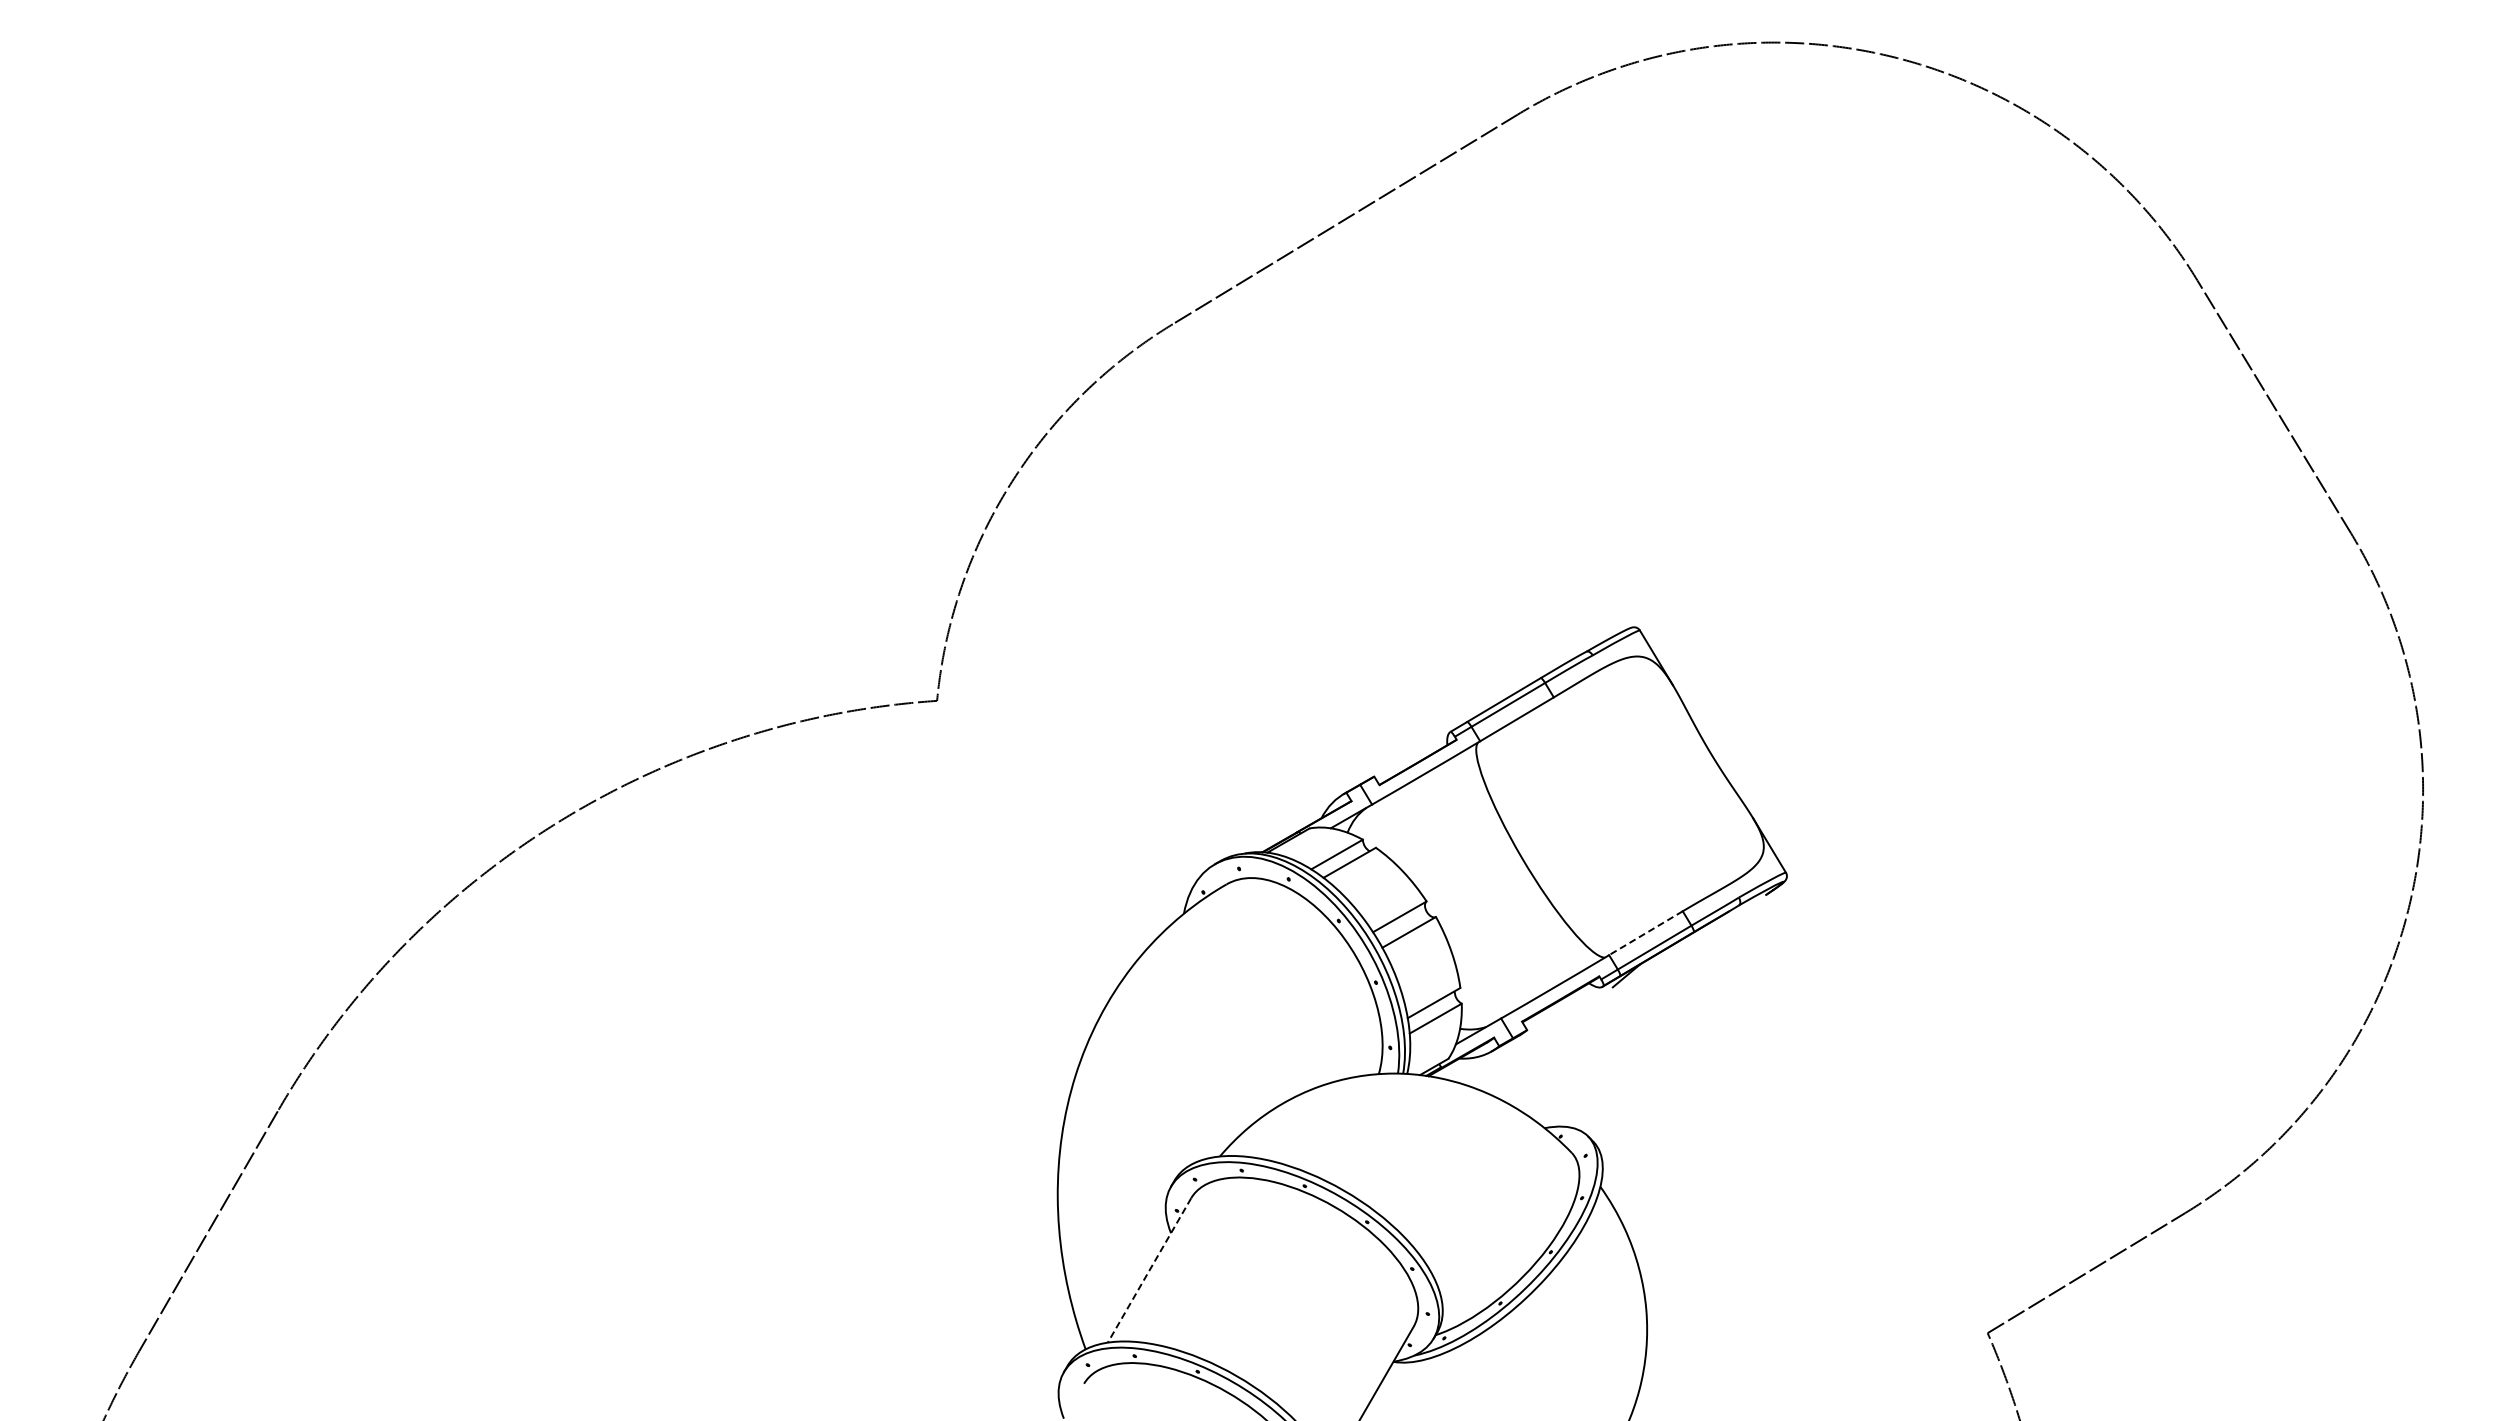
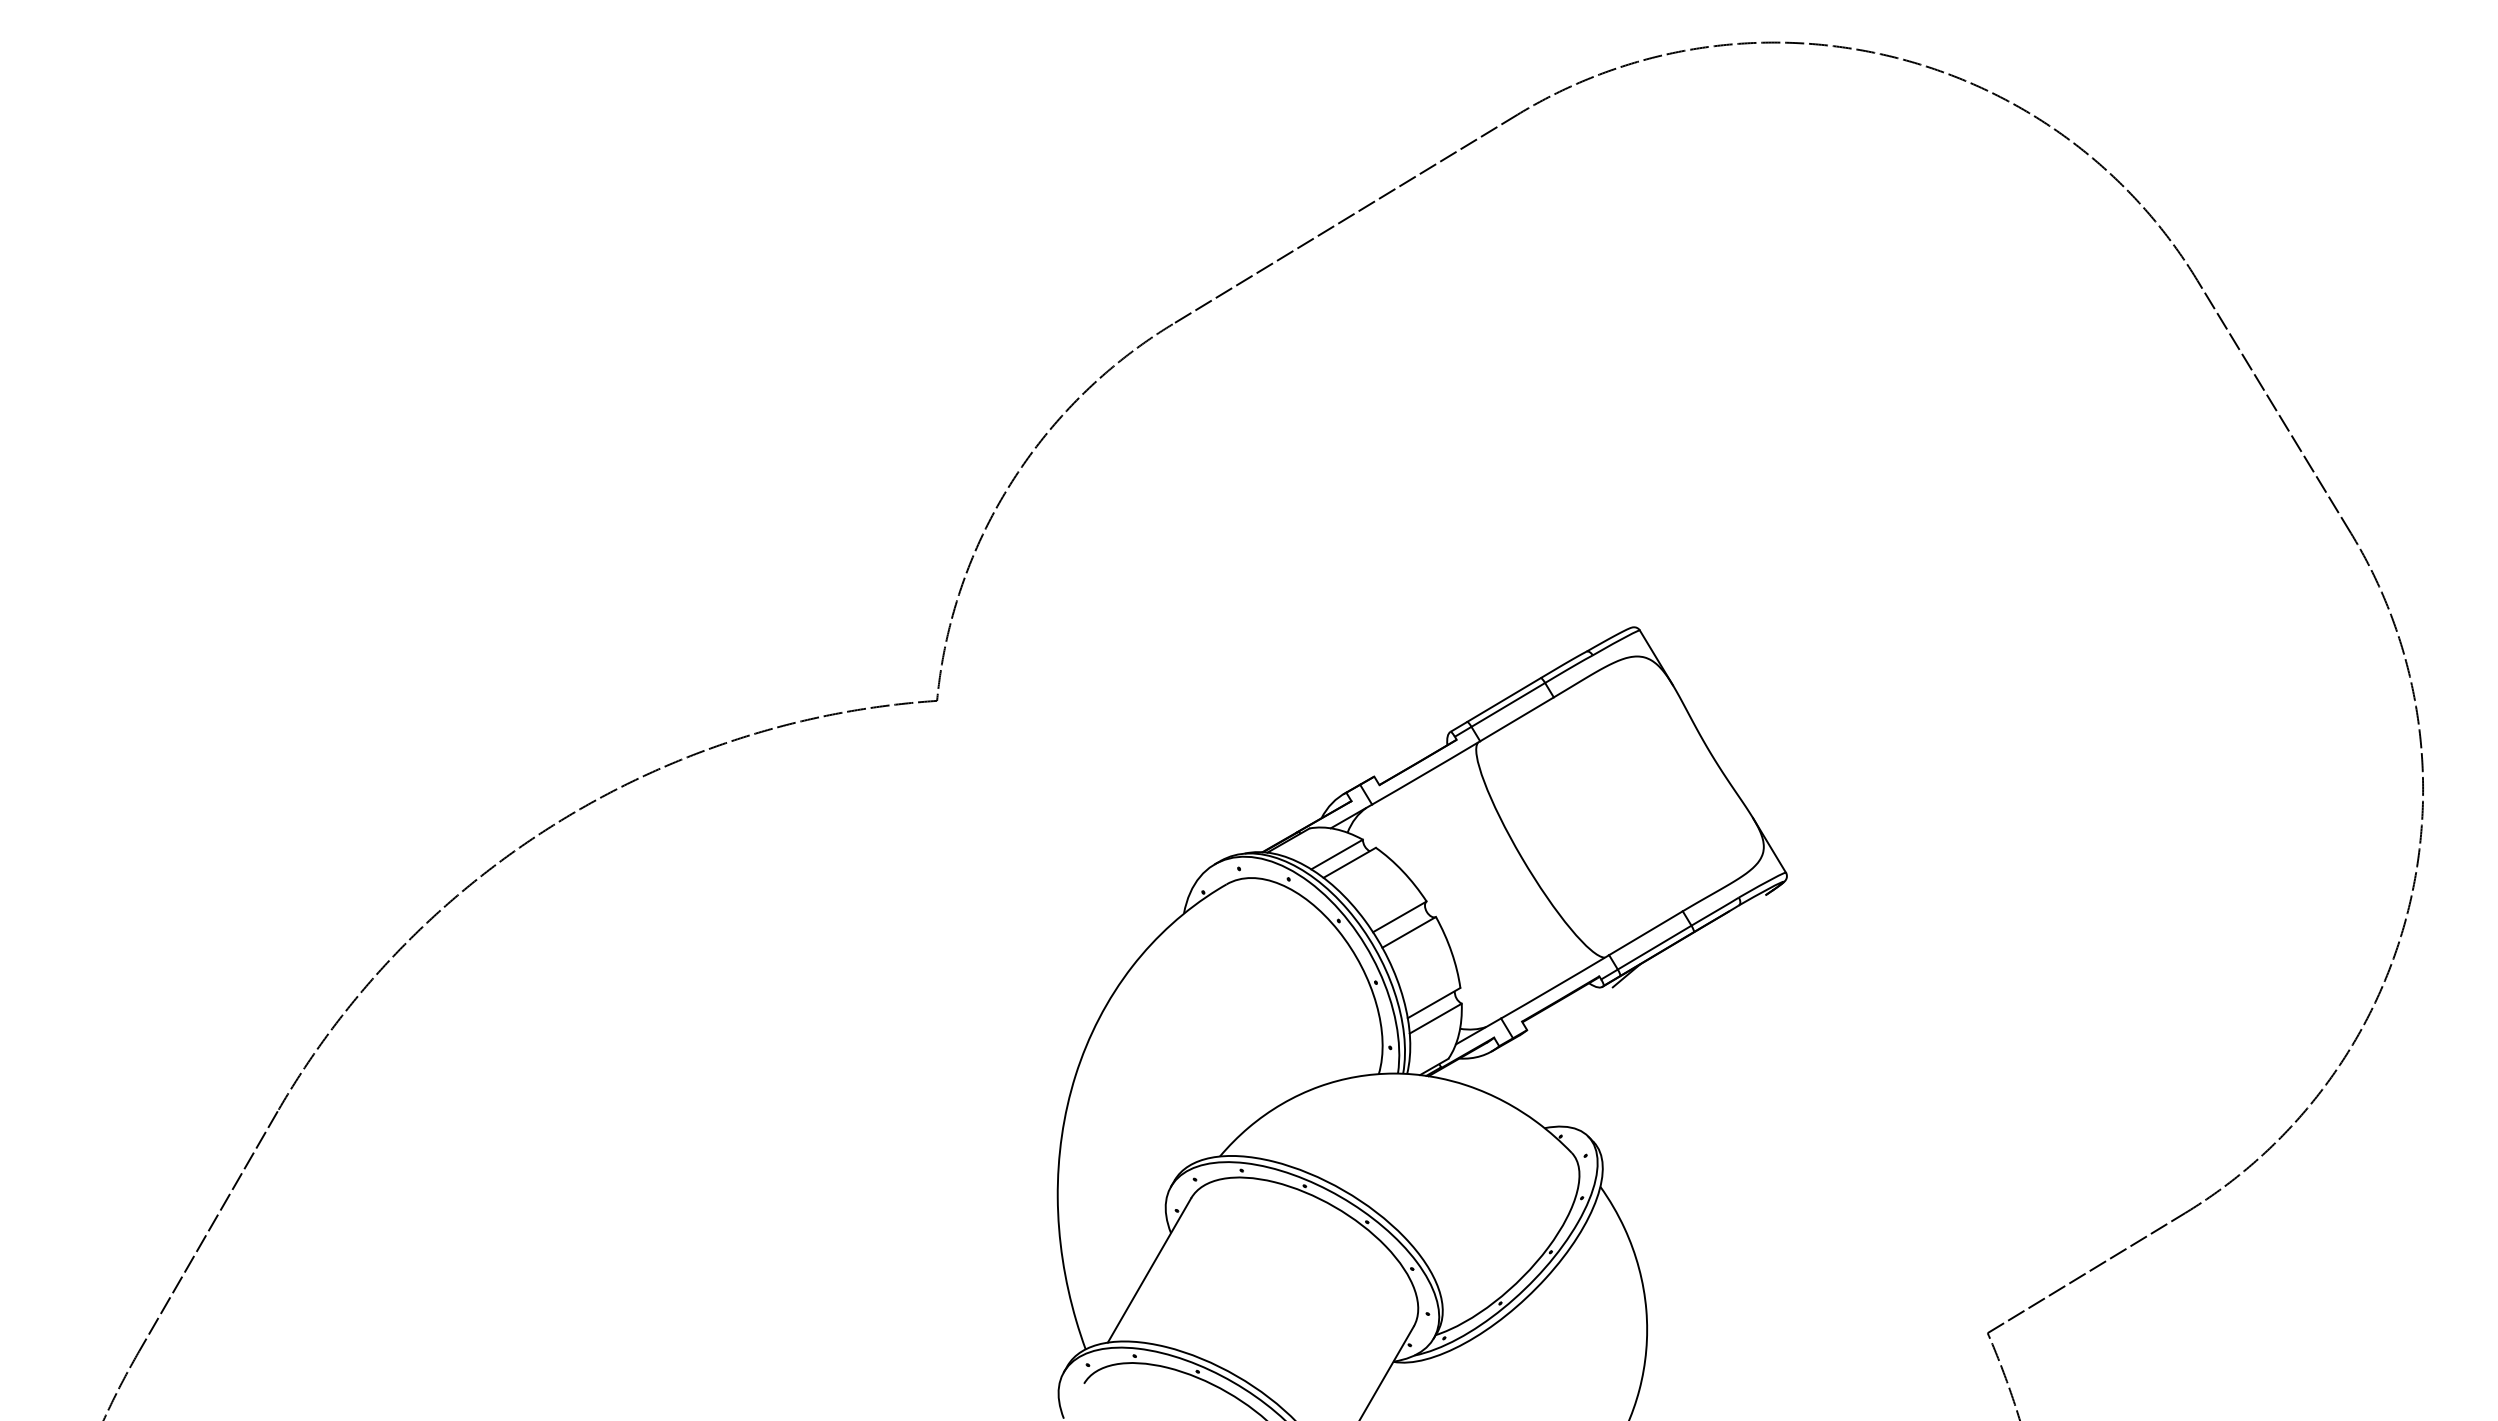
line: dashed -> solid (1645, 933)
line: dashed -> solid (1149, 1270)
